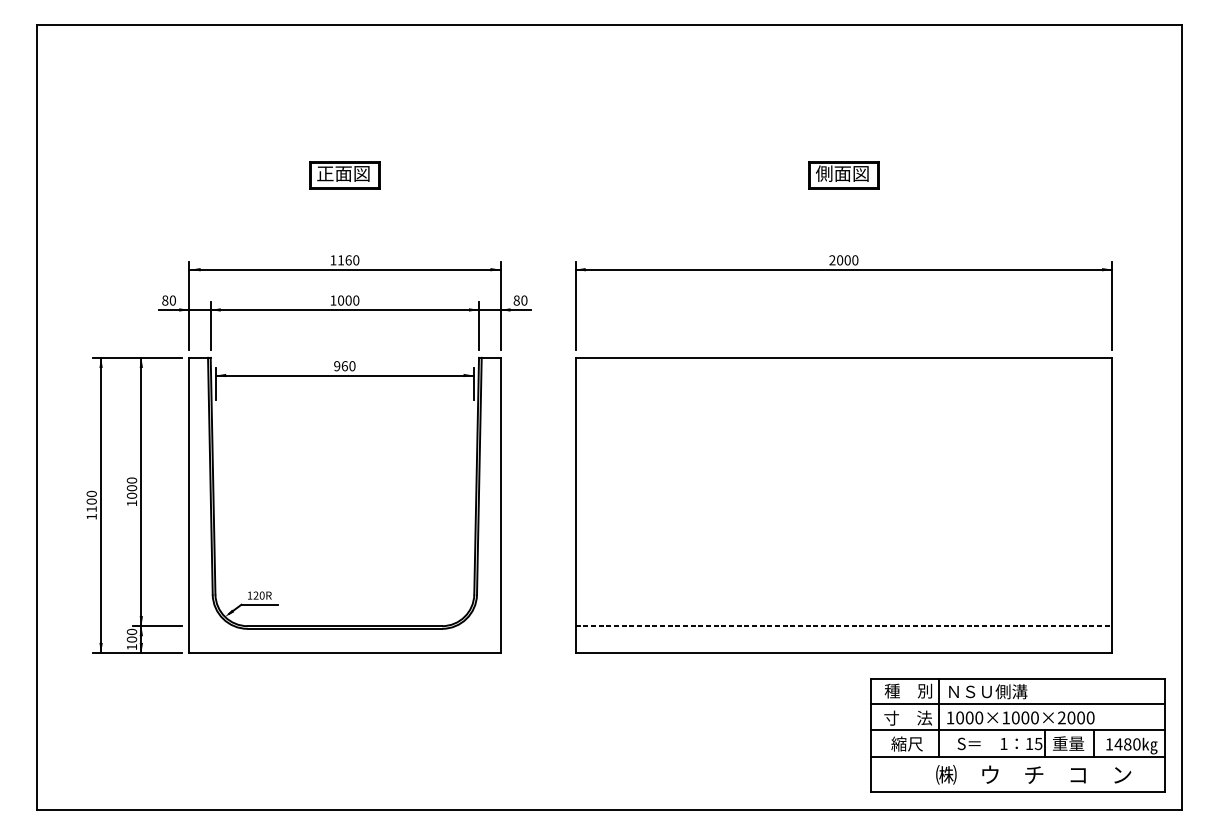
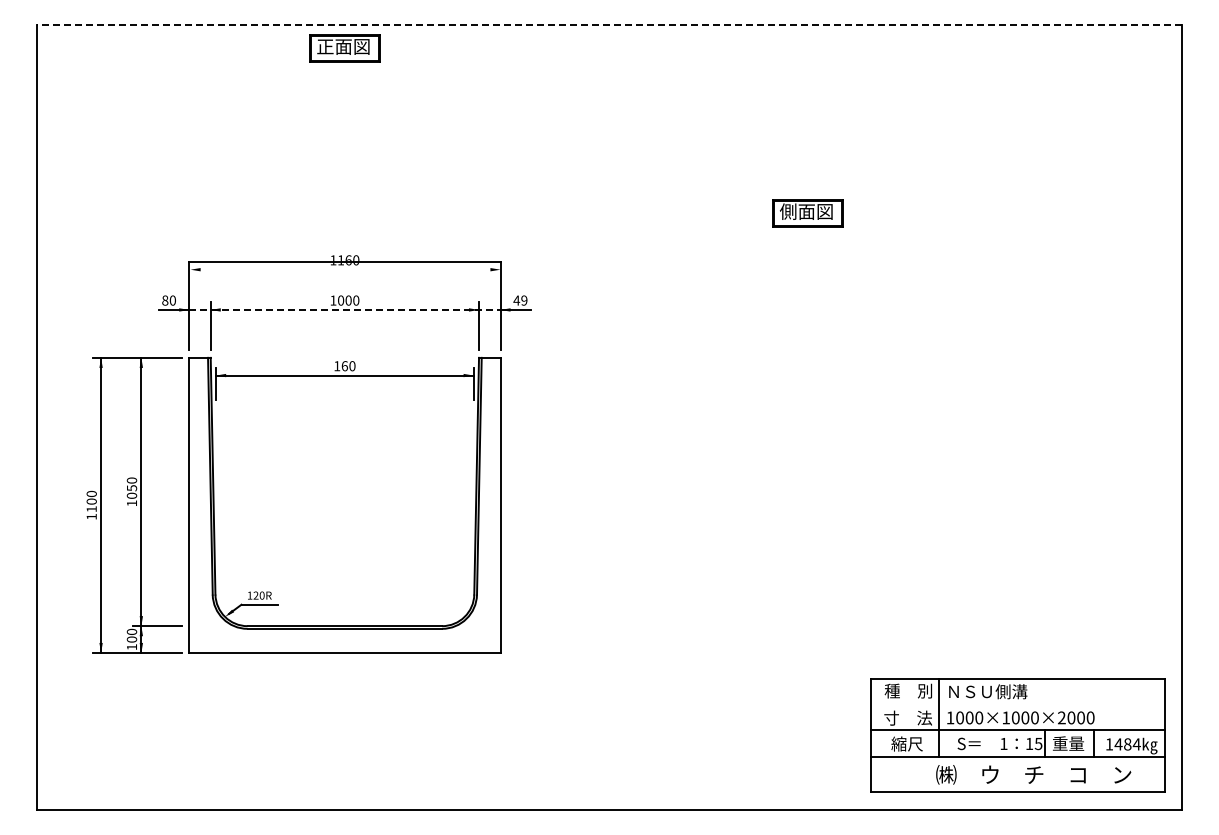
line: solid -> dashed (609, 24)
part position: (344, 175) -> (344, 48) (344, 48)
part position: (843, 175) -> (807, 213) (807, 213)
line position: (344, 269) -> (344, 261) (344, 261)
text: 80 -> 49 (520, 300)
line: solid -> dashed (344, 309)
text: 960 -> 160 (337, 366)
part: present -> none (843, 454)
text: 1000 -> 1050 (131, 488)
line: present -> none (1017, 704)
text: 1480 -> 1484 (1136, 744)
